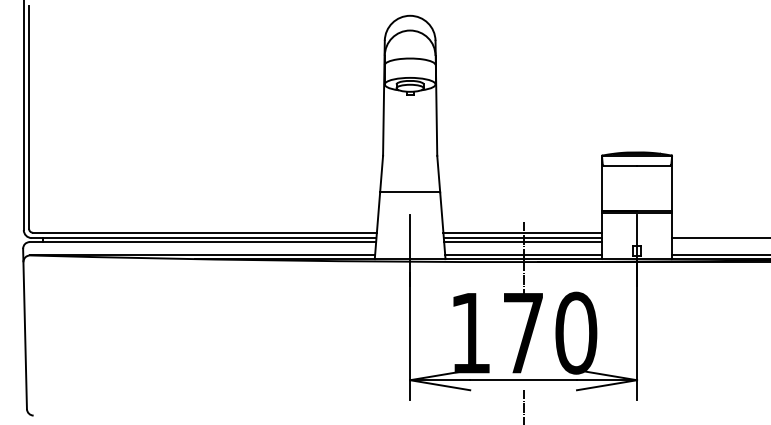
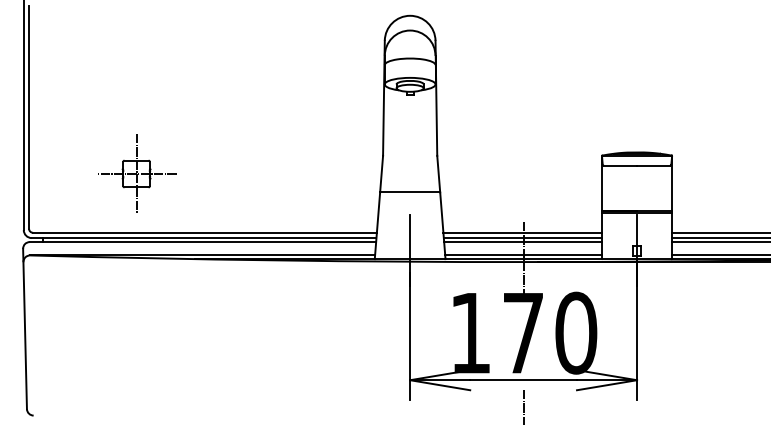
part: none -> present (137, 173)
line: none -> present (719, 232)
line: none -> present (719, 242)
